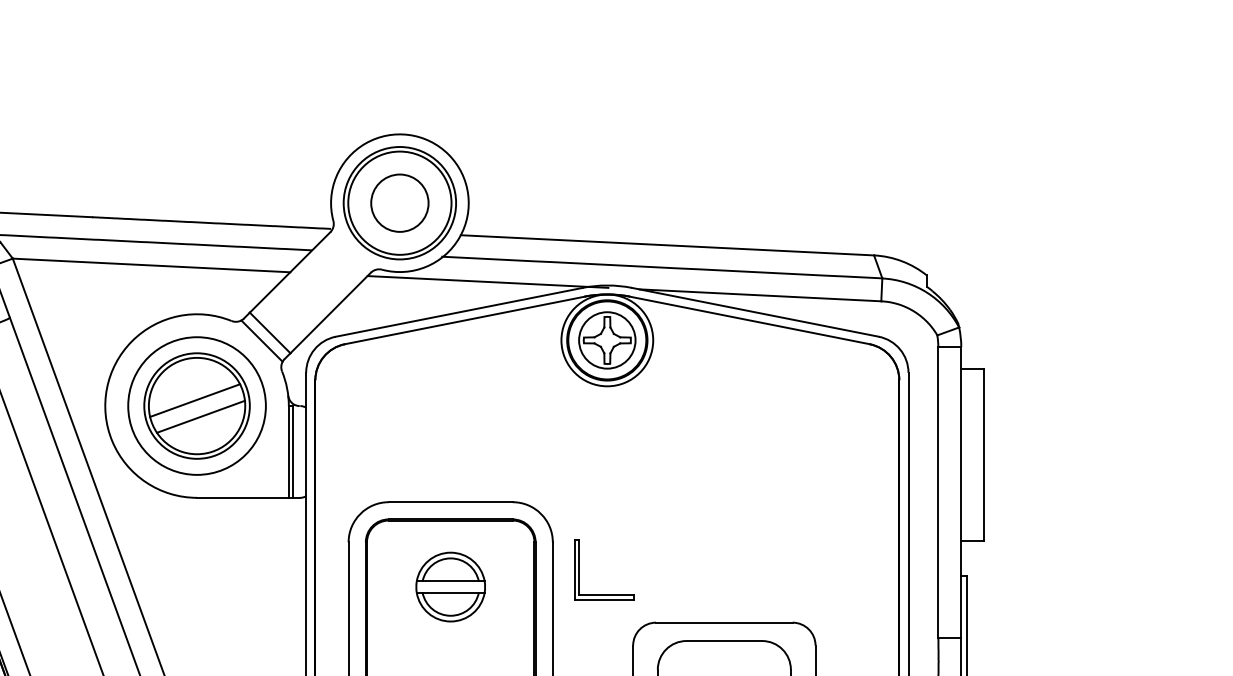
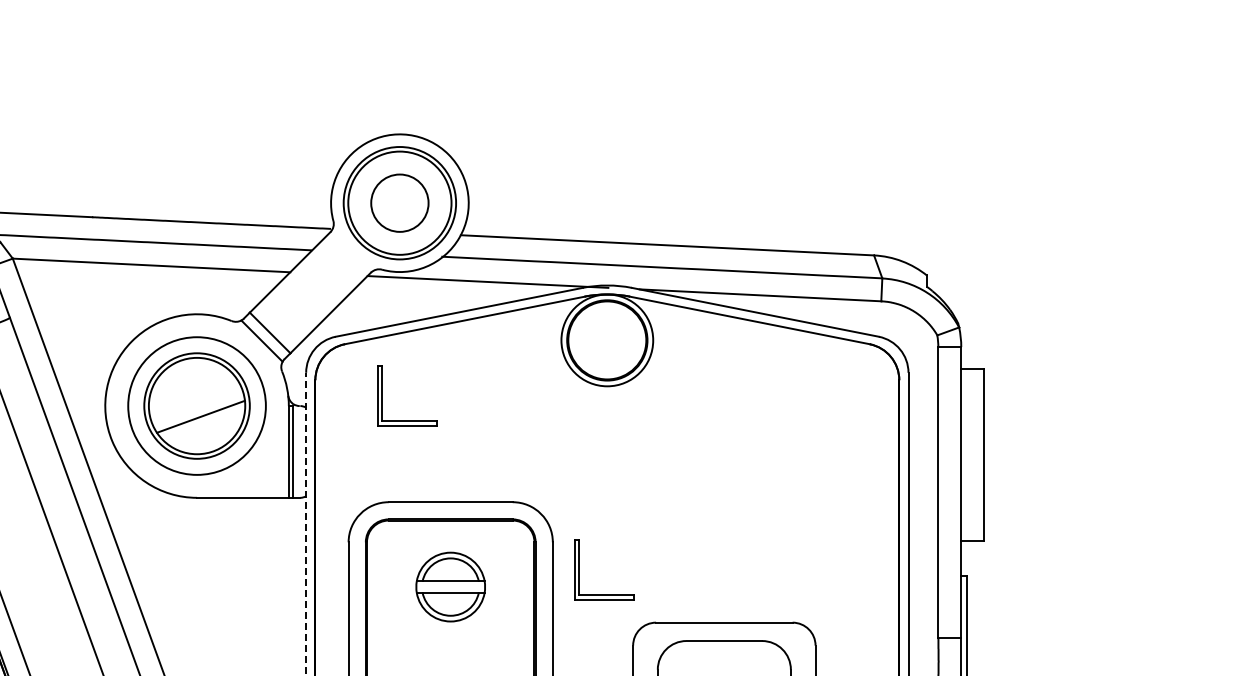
part: present -> none (607, 340)
part: none -> present (382, 395)
line: present -> none (195, 400)
line: solid -> dashed (306, 523)
